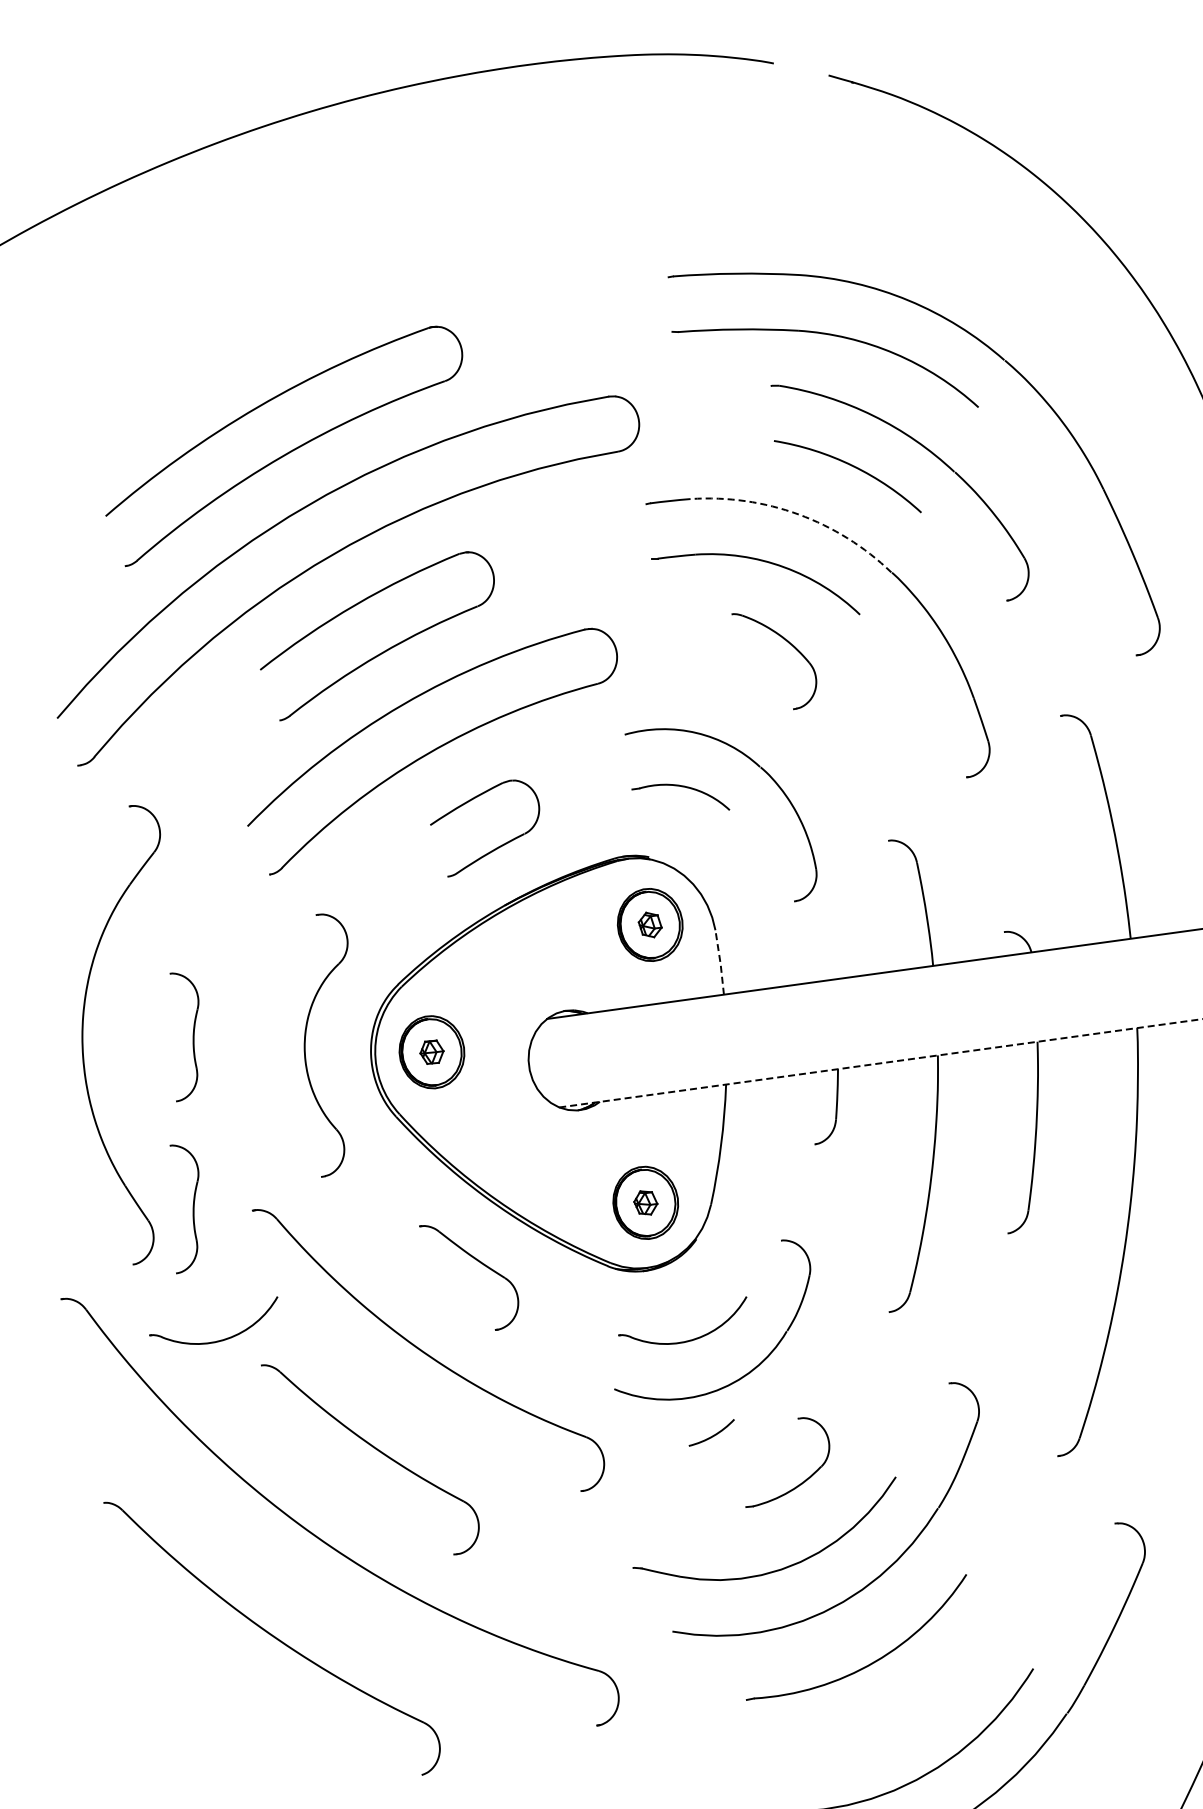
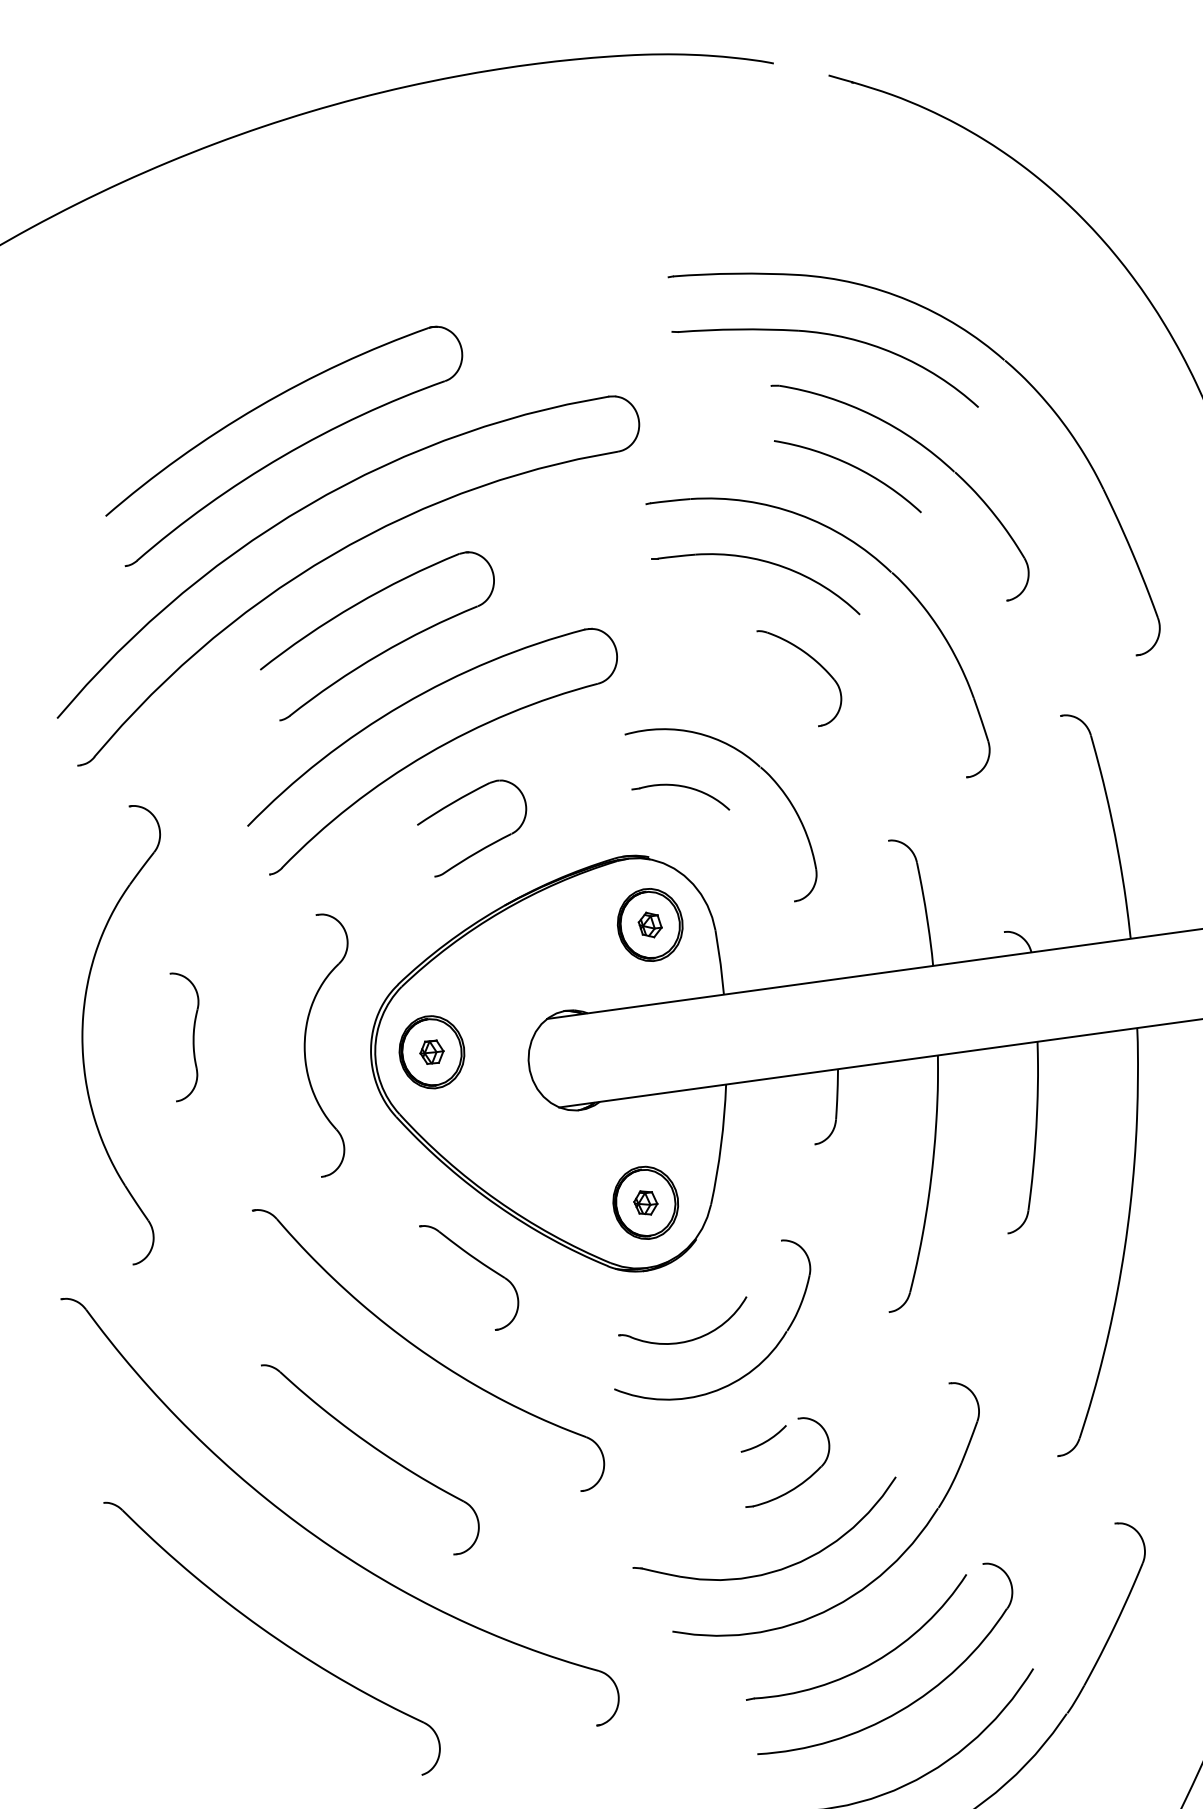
arc: dashed -> solid (798, 514)
part position: (789, 644) -> (814, 661) (814, 661)
part position: (494, 848) -> (481, 848) (481, 848)
line: dashed -> solid (720, 962)
line: dashed -> solid (881, 1063)
part: present -> none (192, 1209)
part: present -> none (217, 1340)
arc position: (713, 1434) -> (765, 1440) (765, 1440)
part: none -> present (913, 1701)
